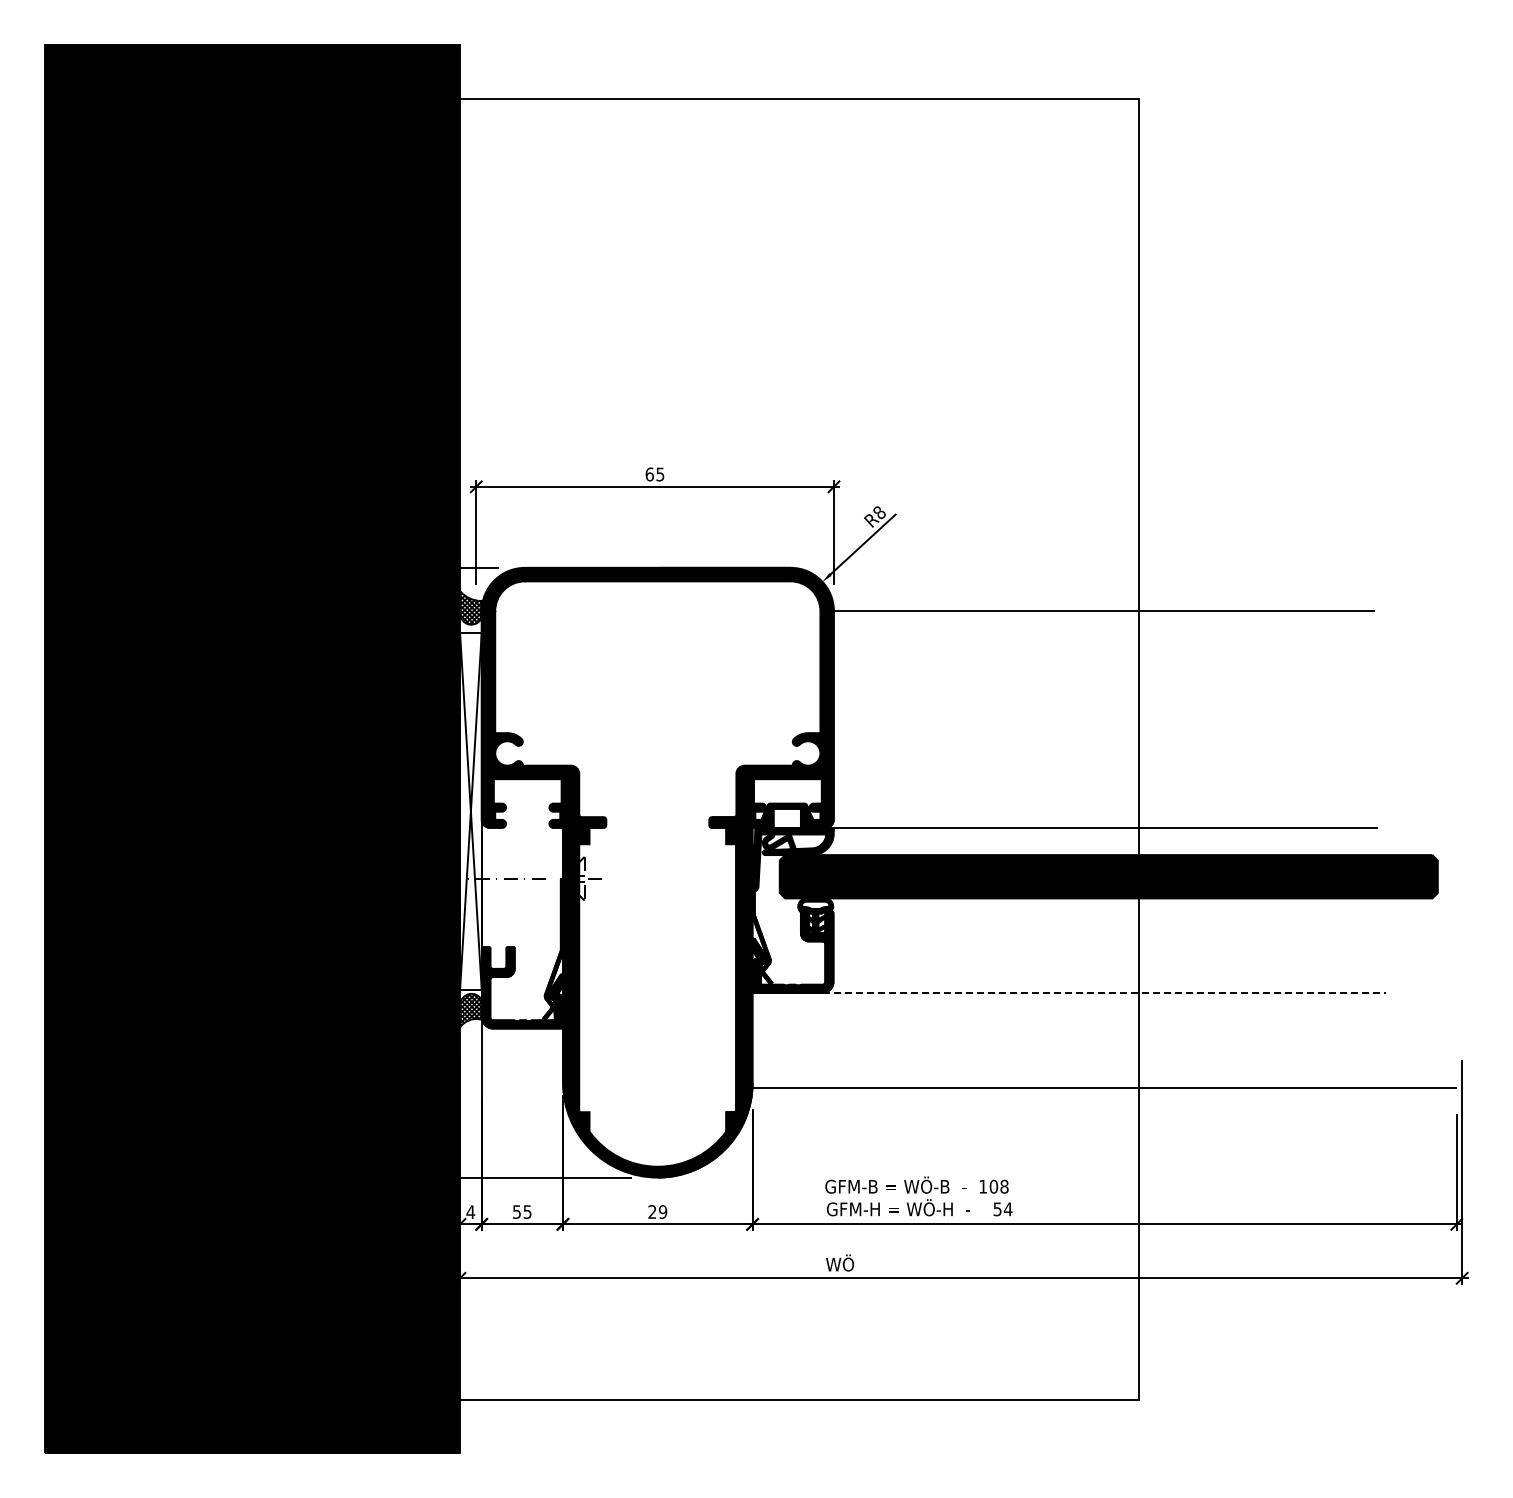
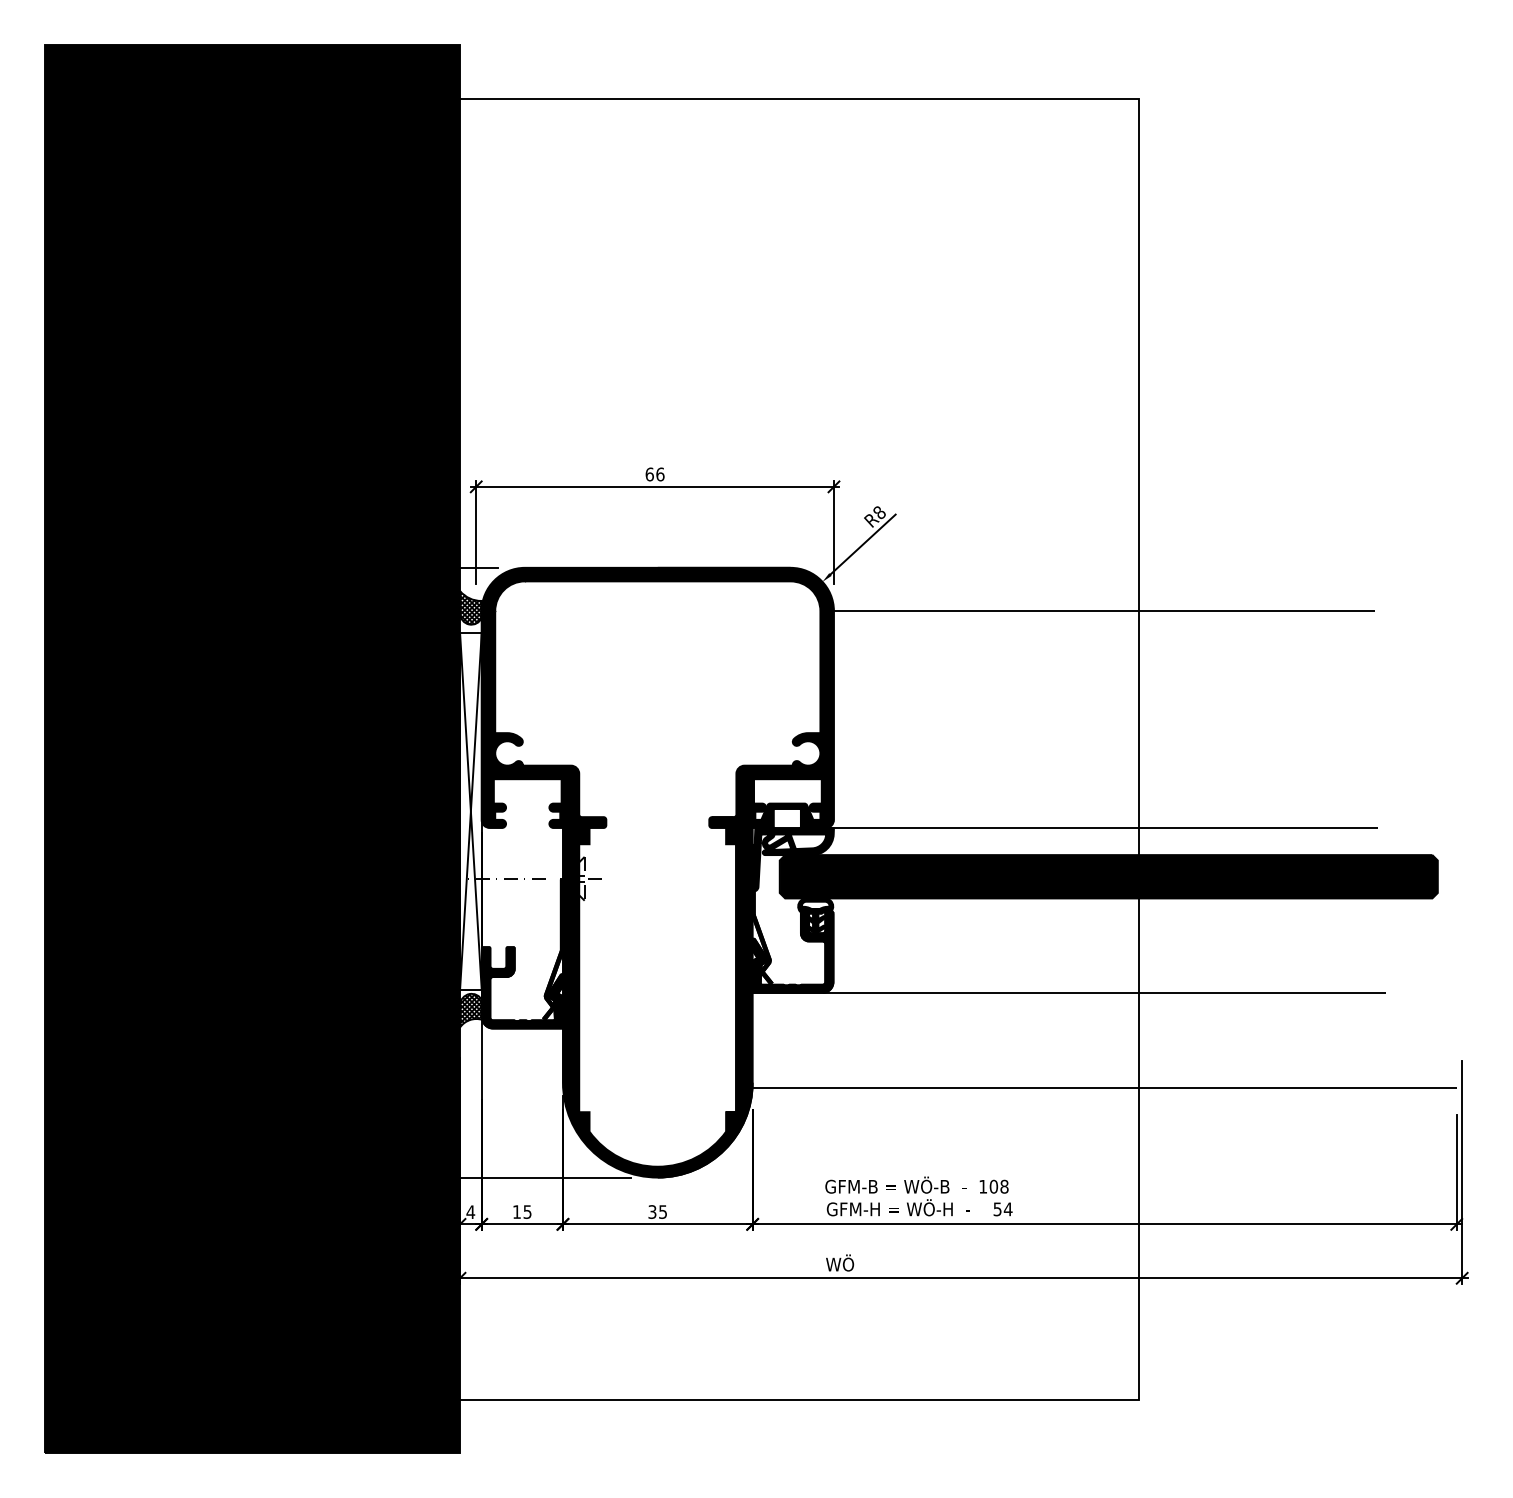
text: 65 -> 66 (660, 474)
line: dashed -> solid (1104, 992)
text: 55 -> 15 (516, 1211)
text: 29 -> 35 (657, 1211)
